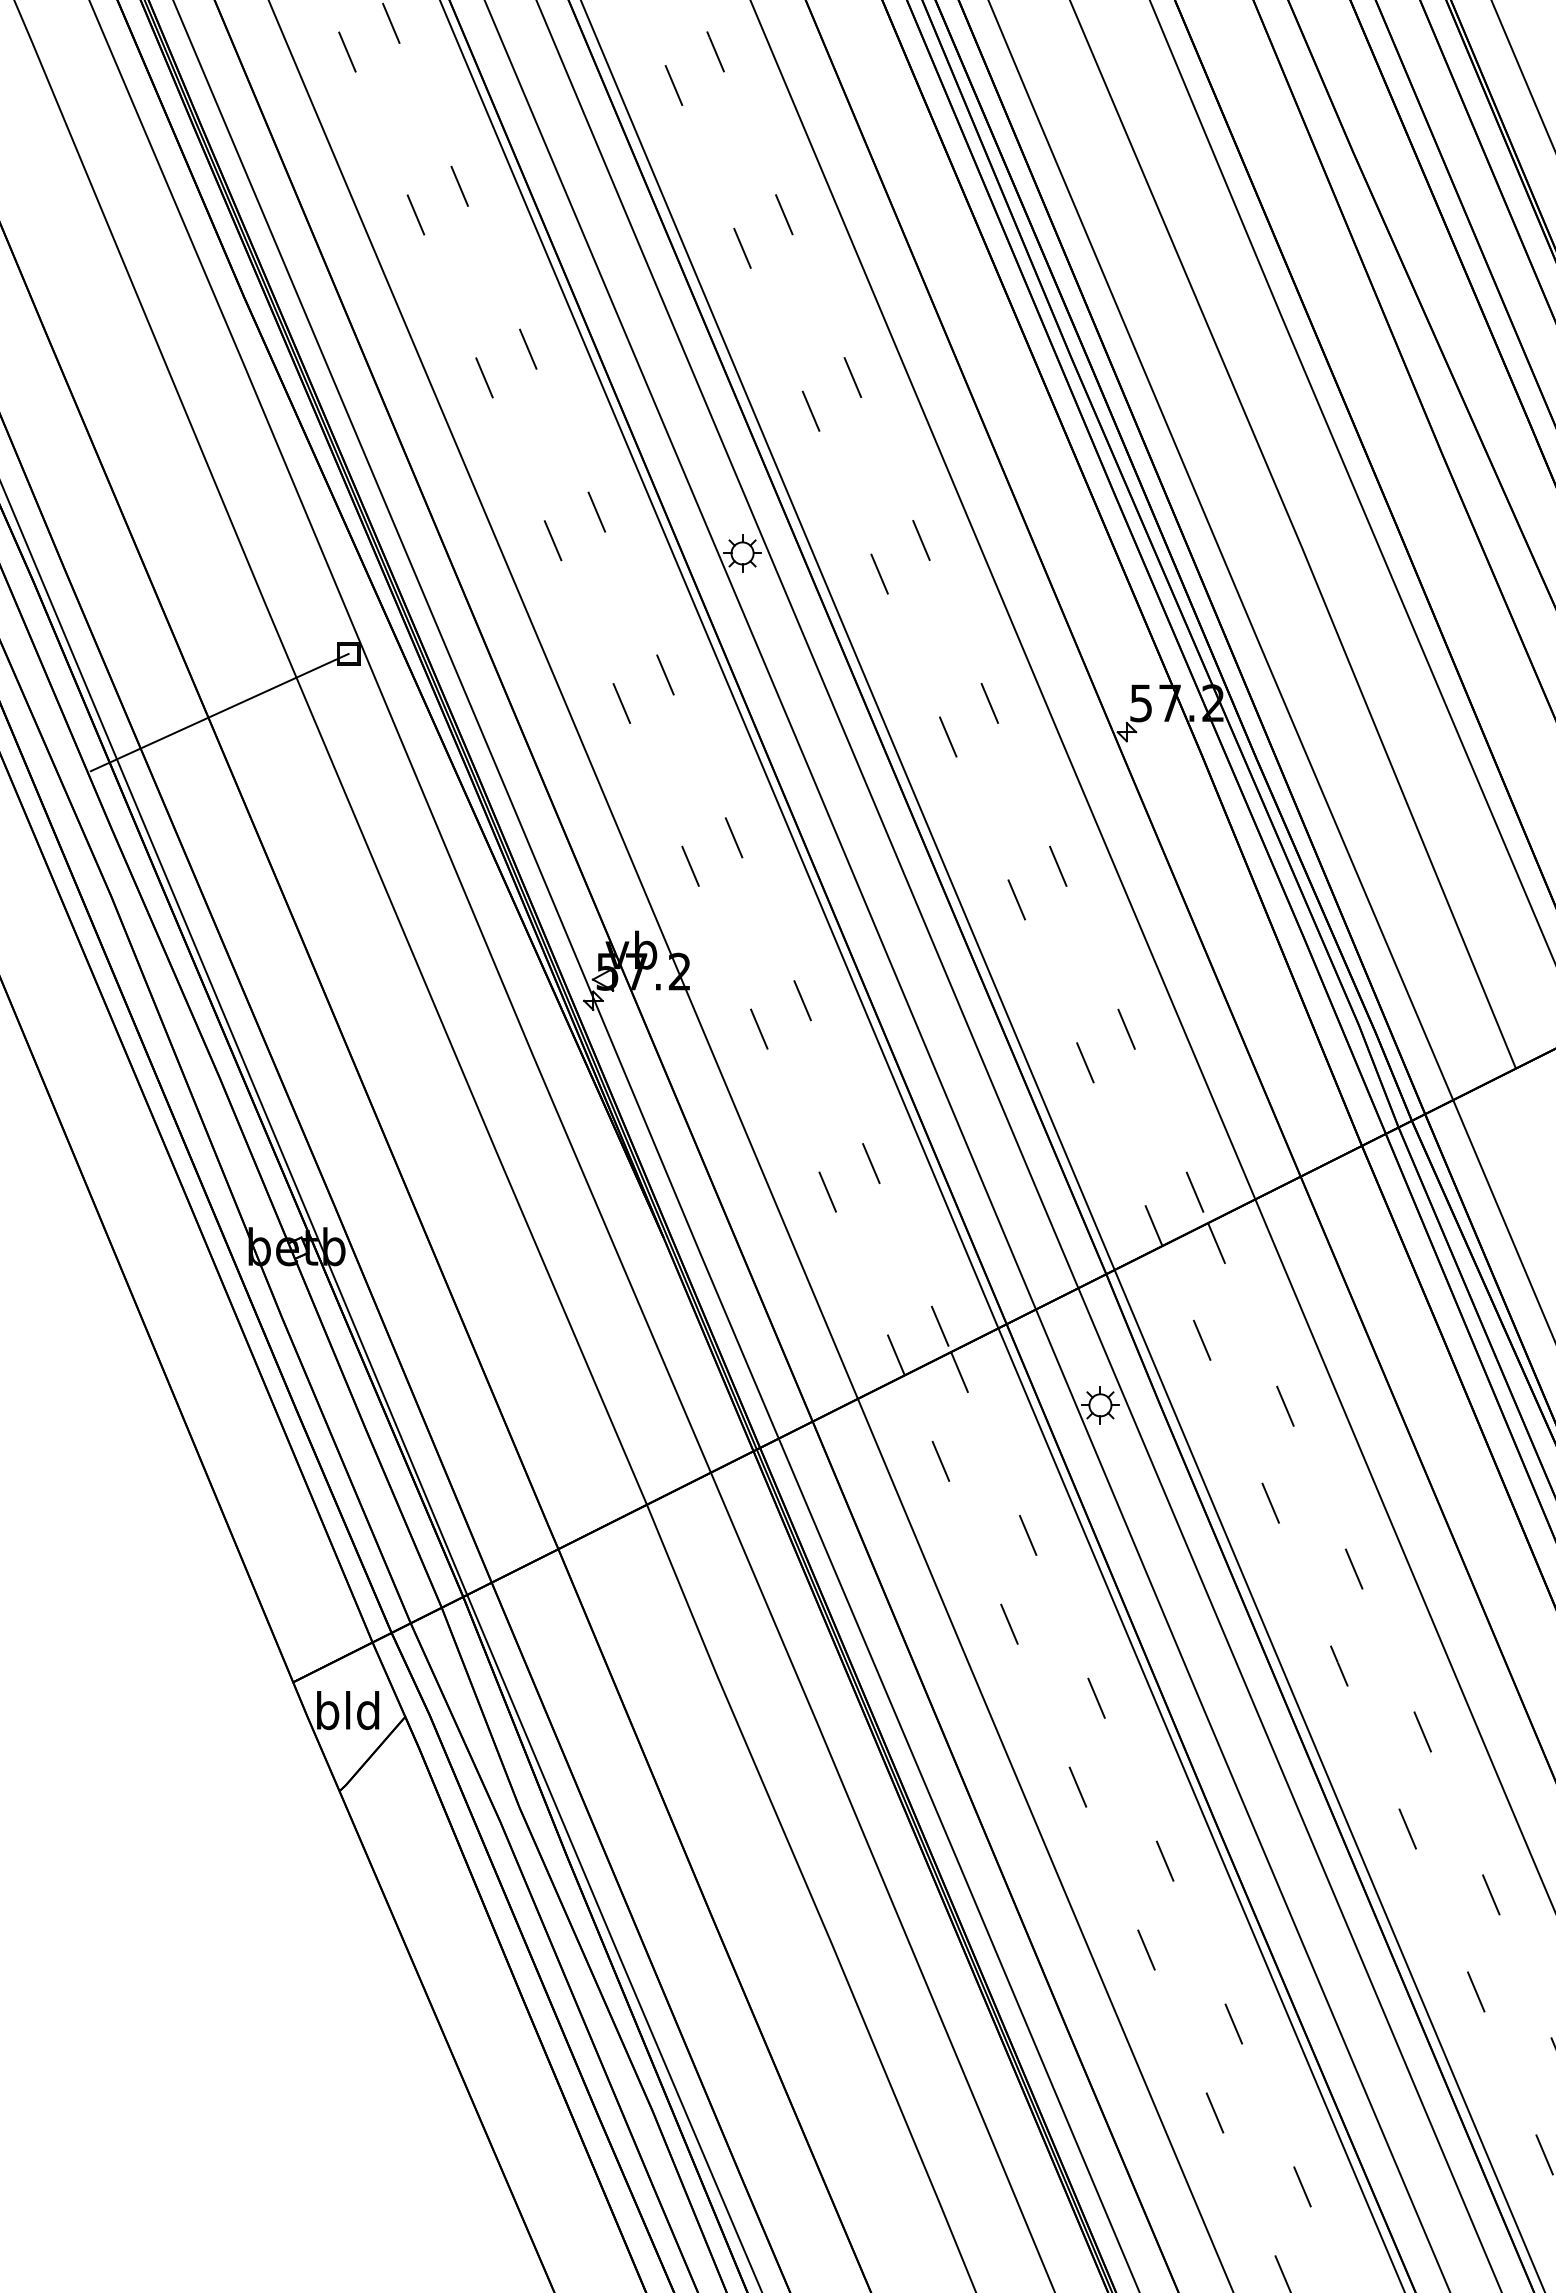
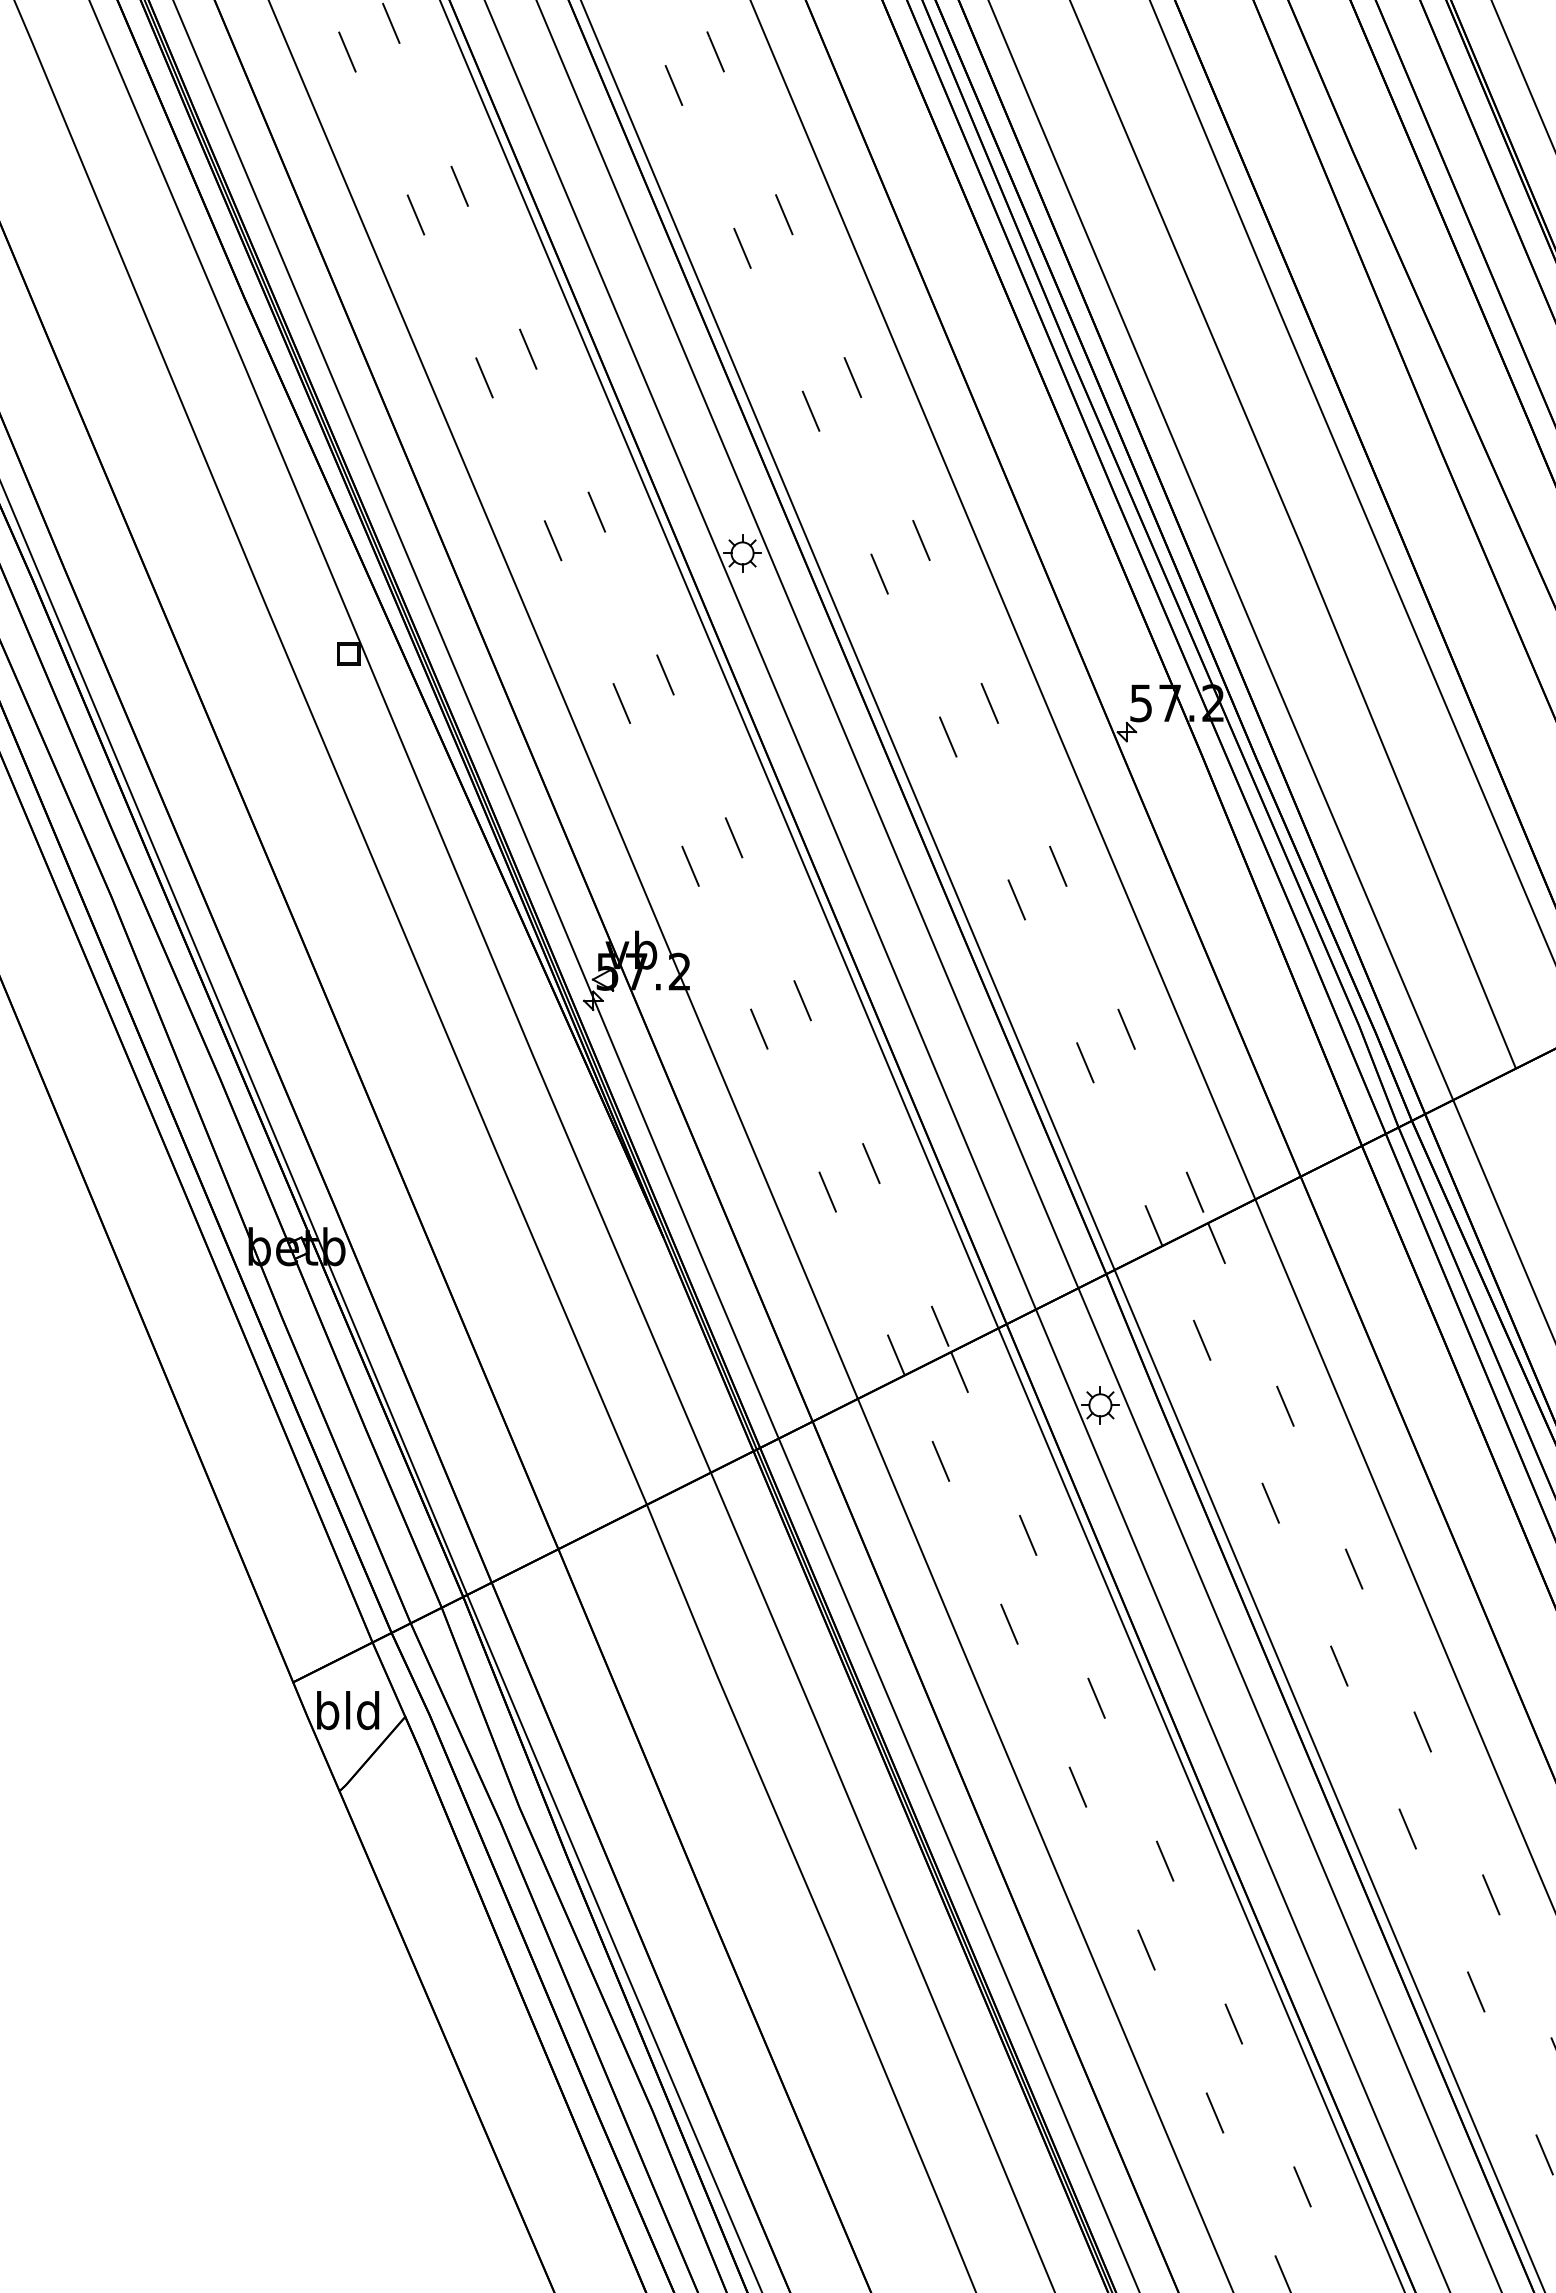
line: present -> none (219, 712)
